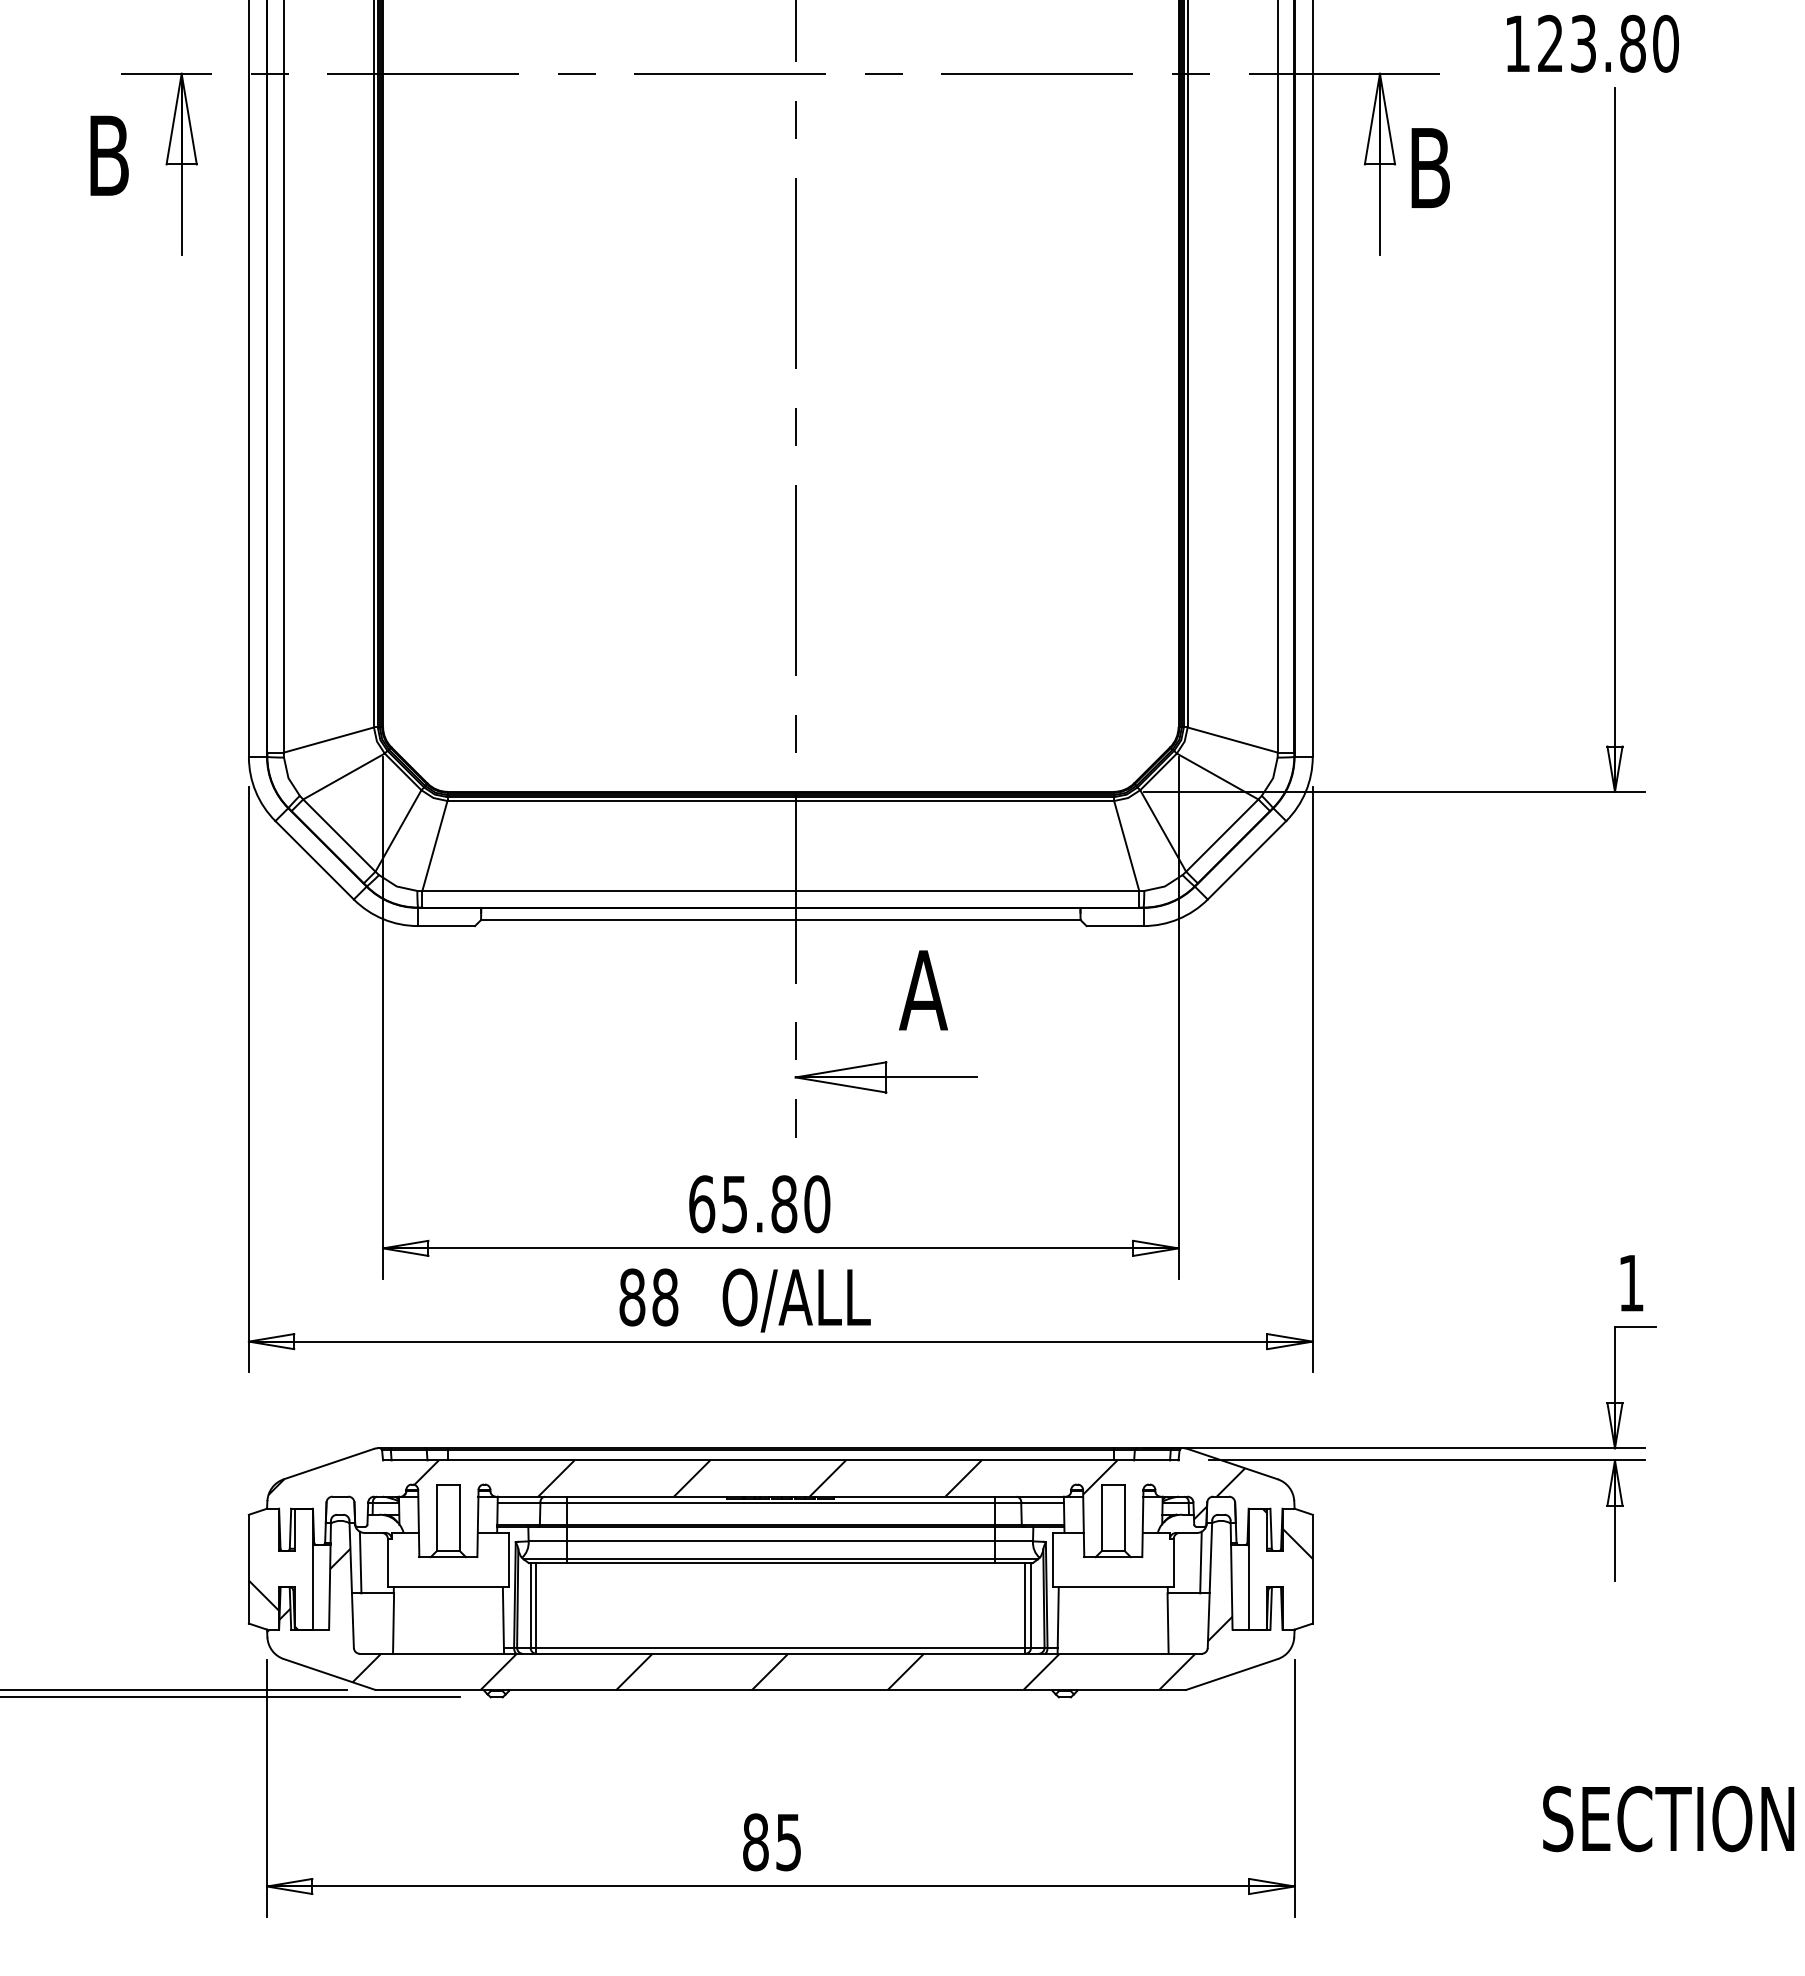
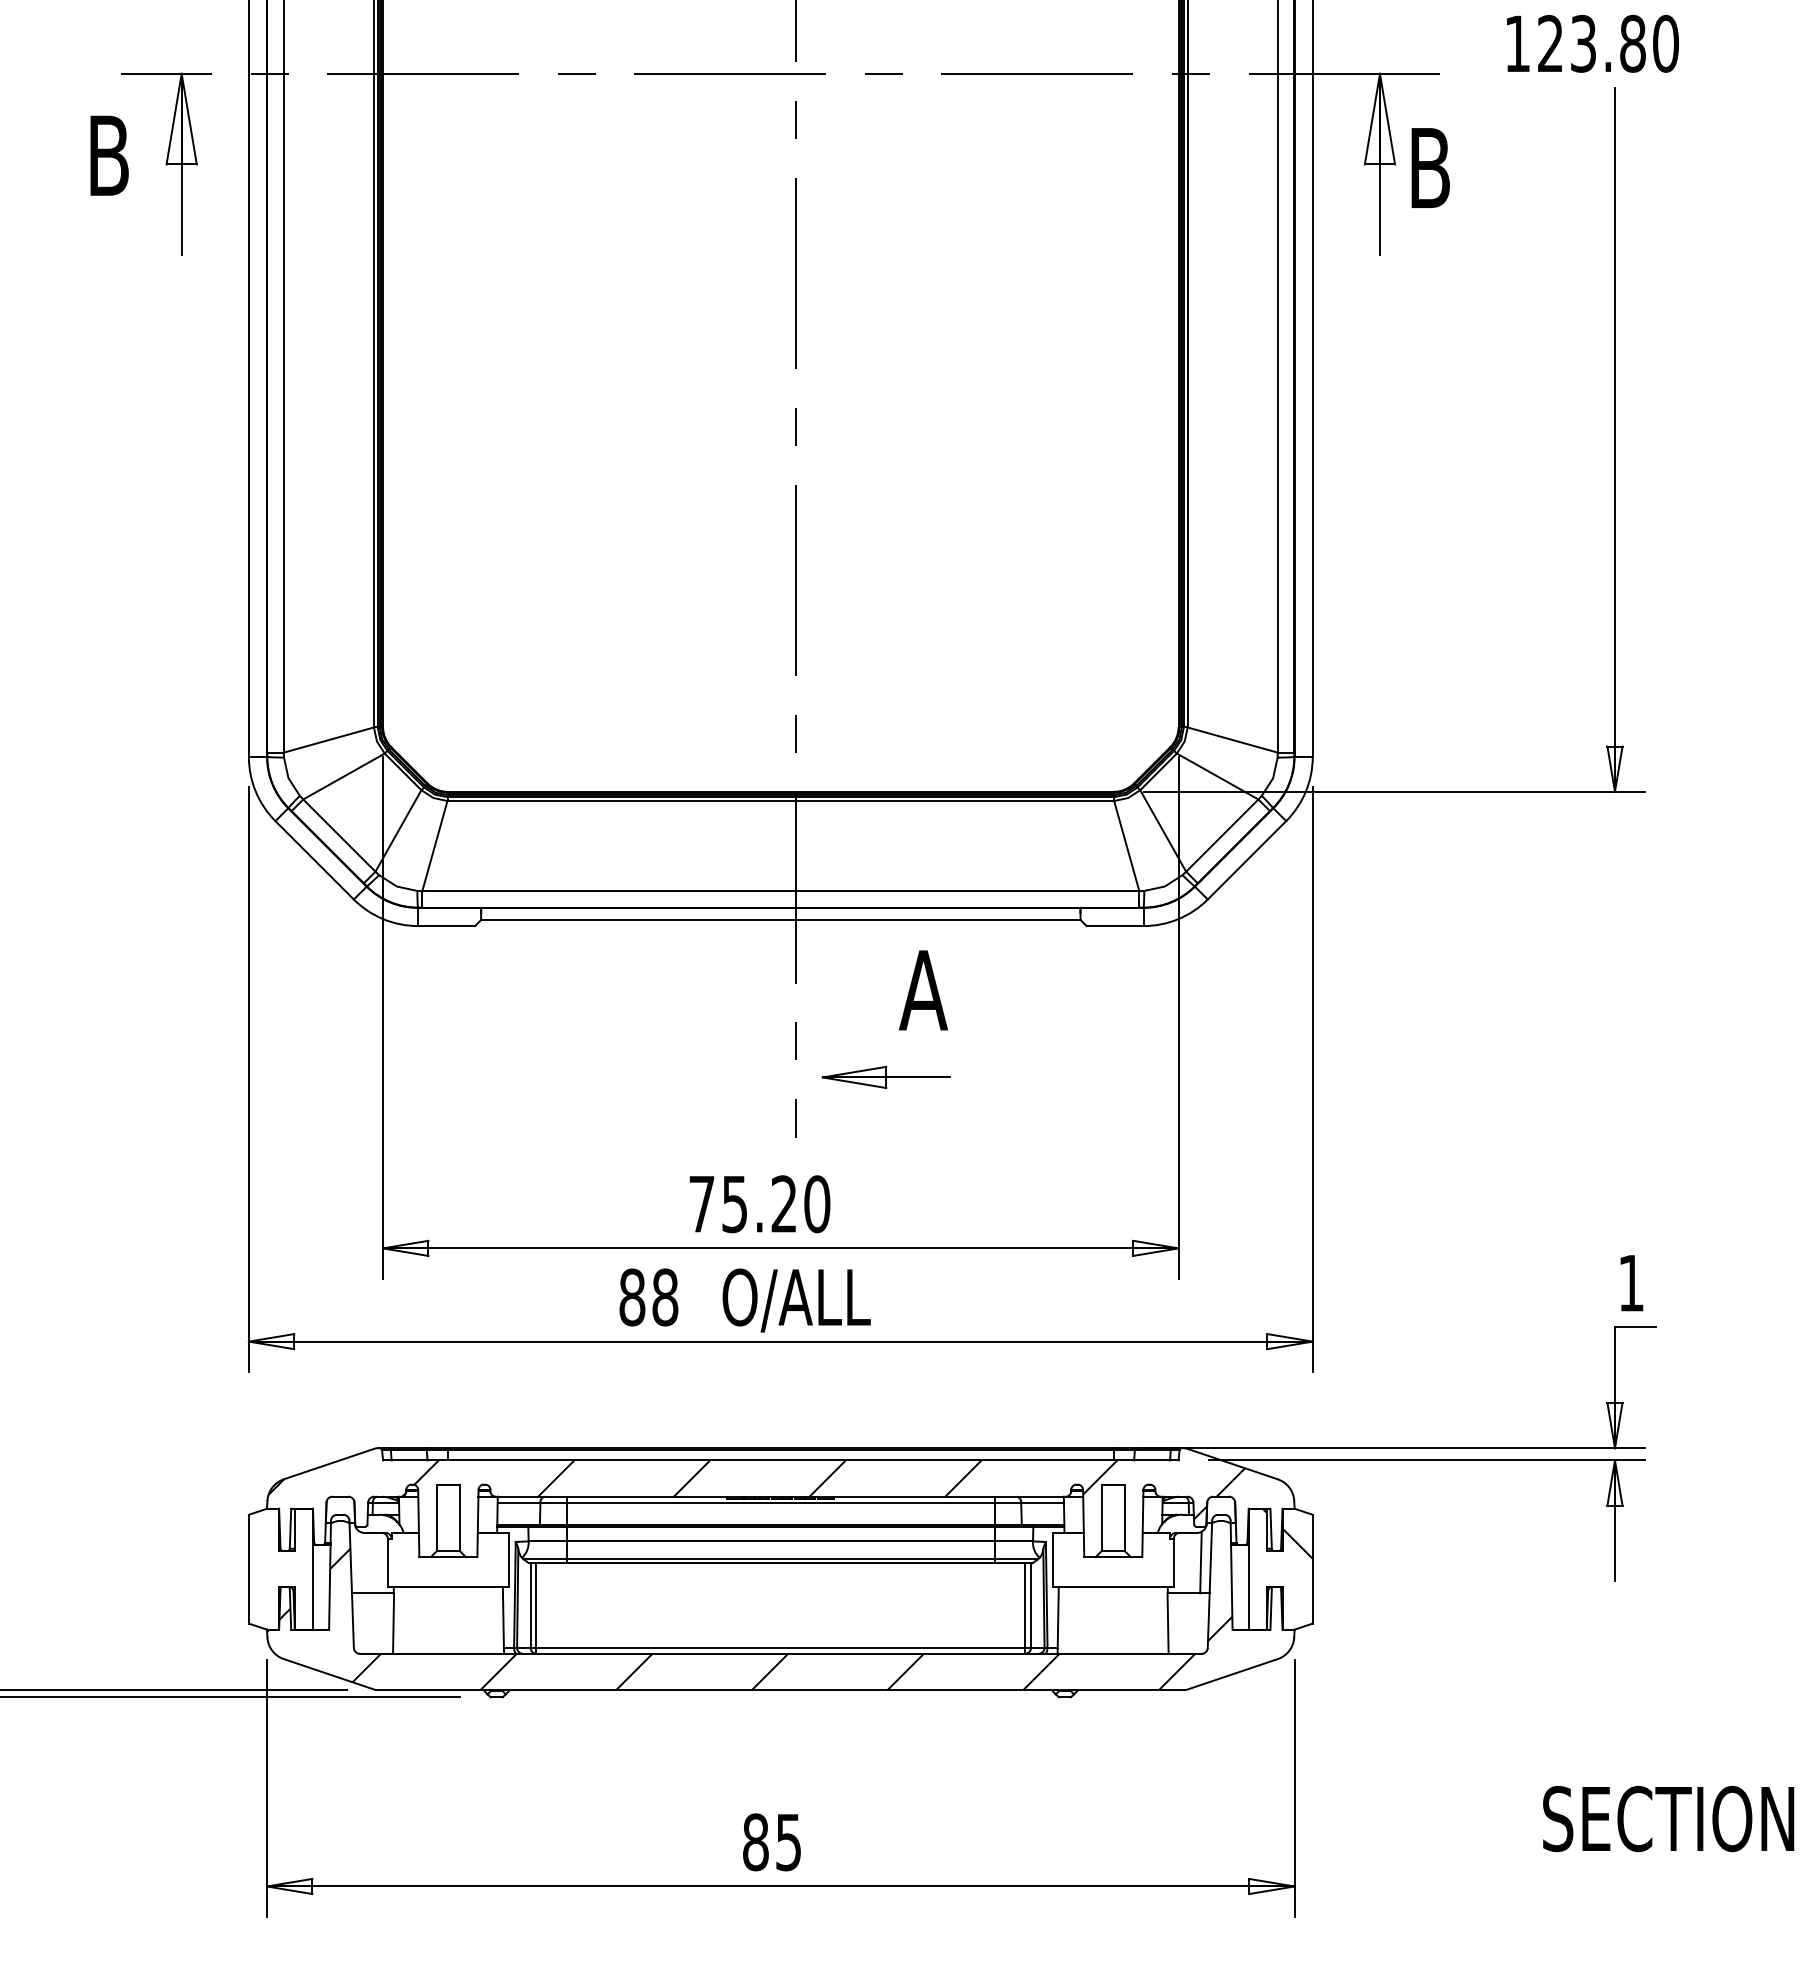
part size: 184x33 px -> 130x24 px (885, 1076)
text: 65.80 -> 75.20 (743, 1204)
line: present -> none (360, 1562)
hatch: present -> none (280, 1568)
